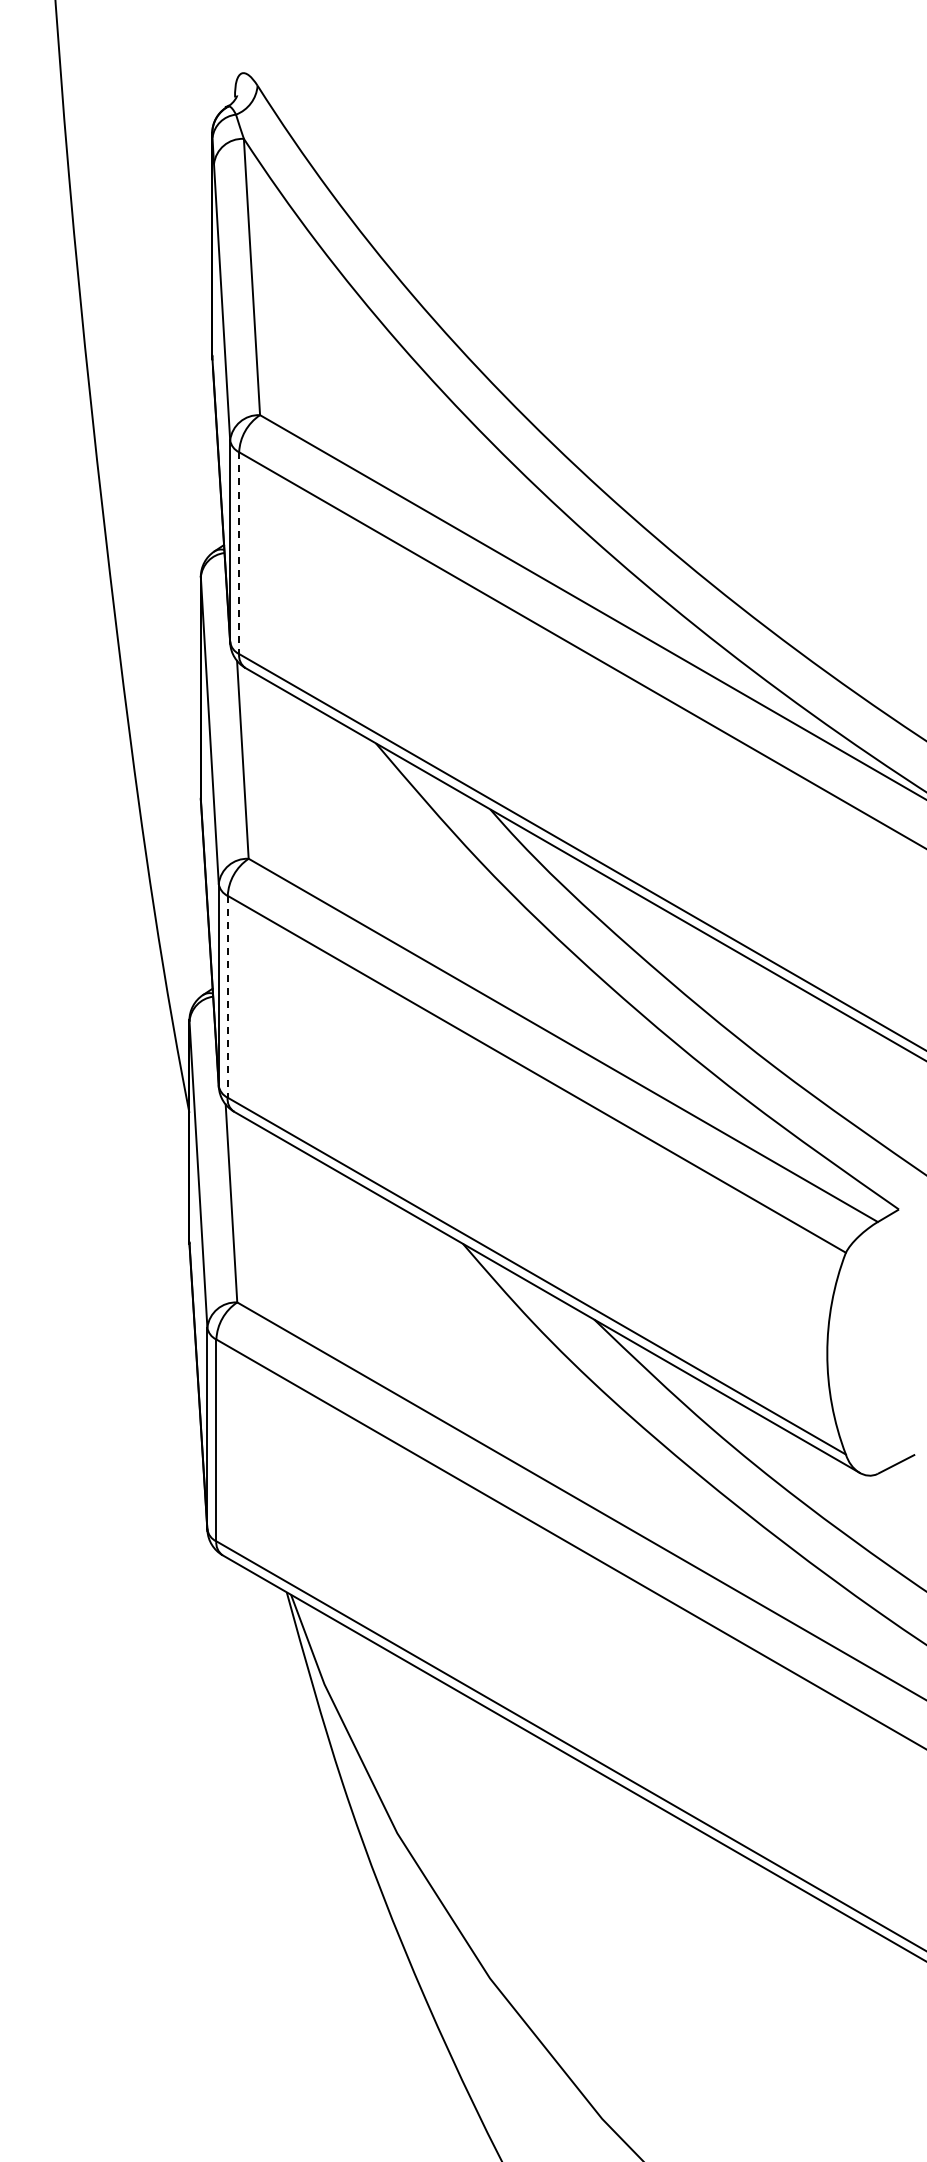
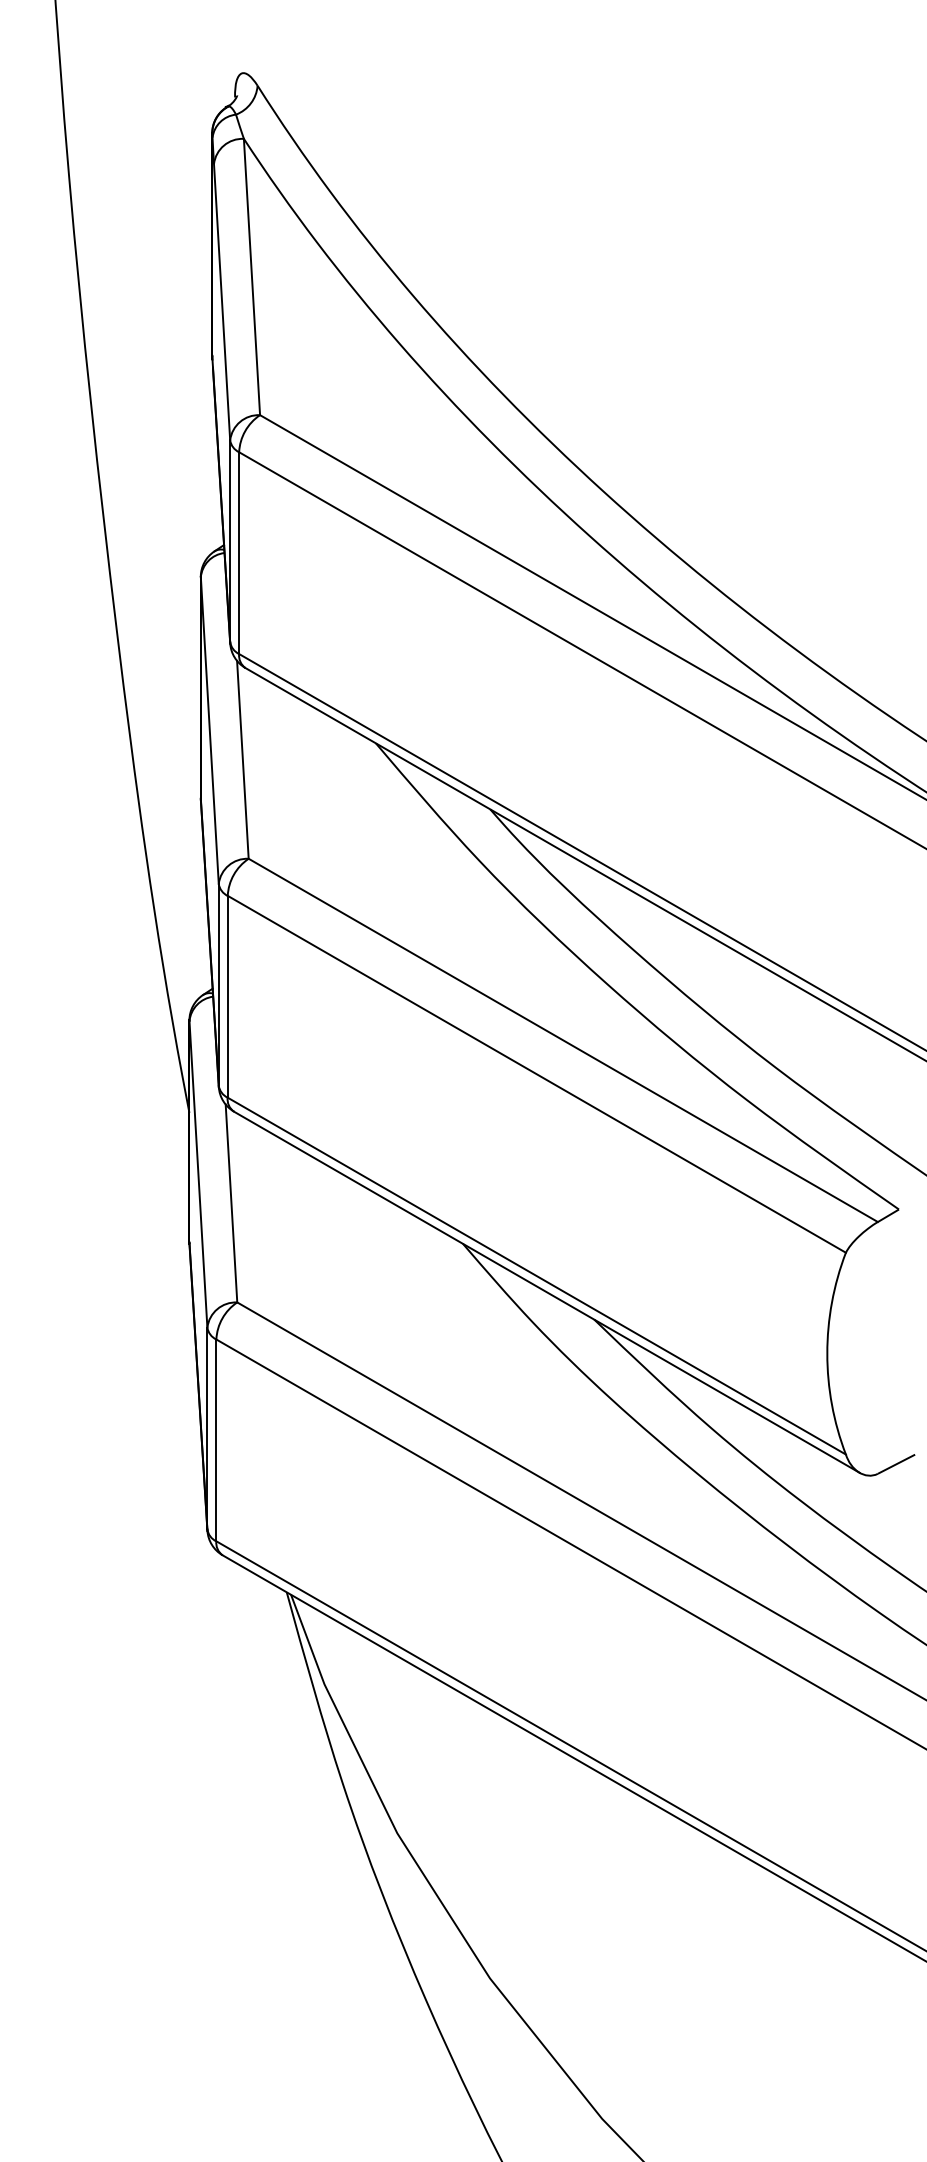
line: dashed -> solid (239, 553)
line: dashed -> solid (227, 996)
